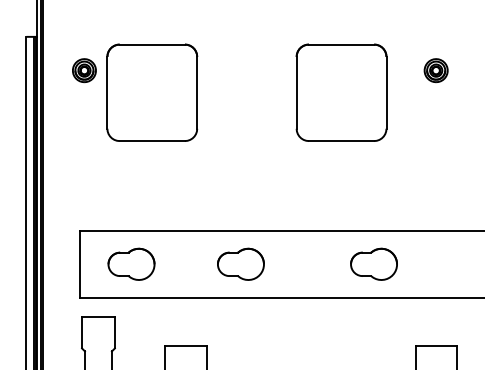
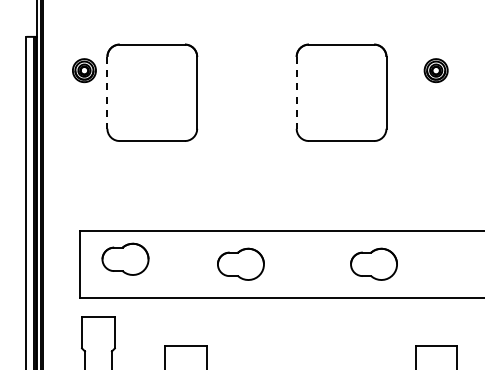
line: solid -> dashed (107, 92)
line: solid -> dashed (296, 92)
part position: (131, 263) -> (125, 258) (125, 258)
